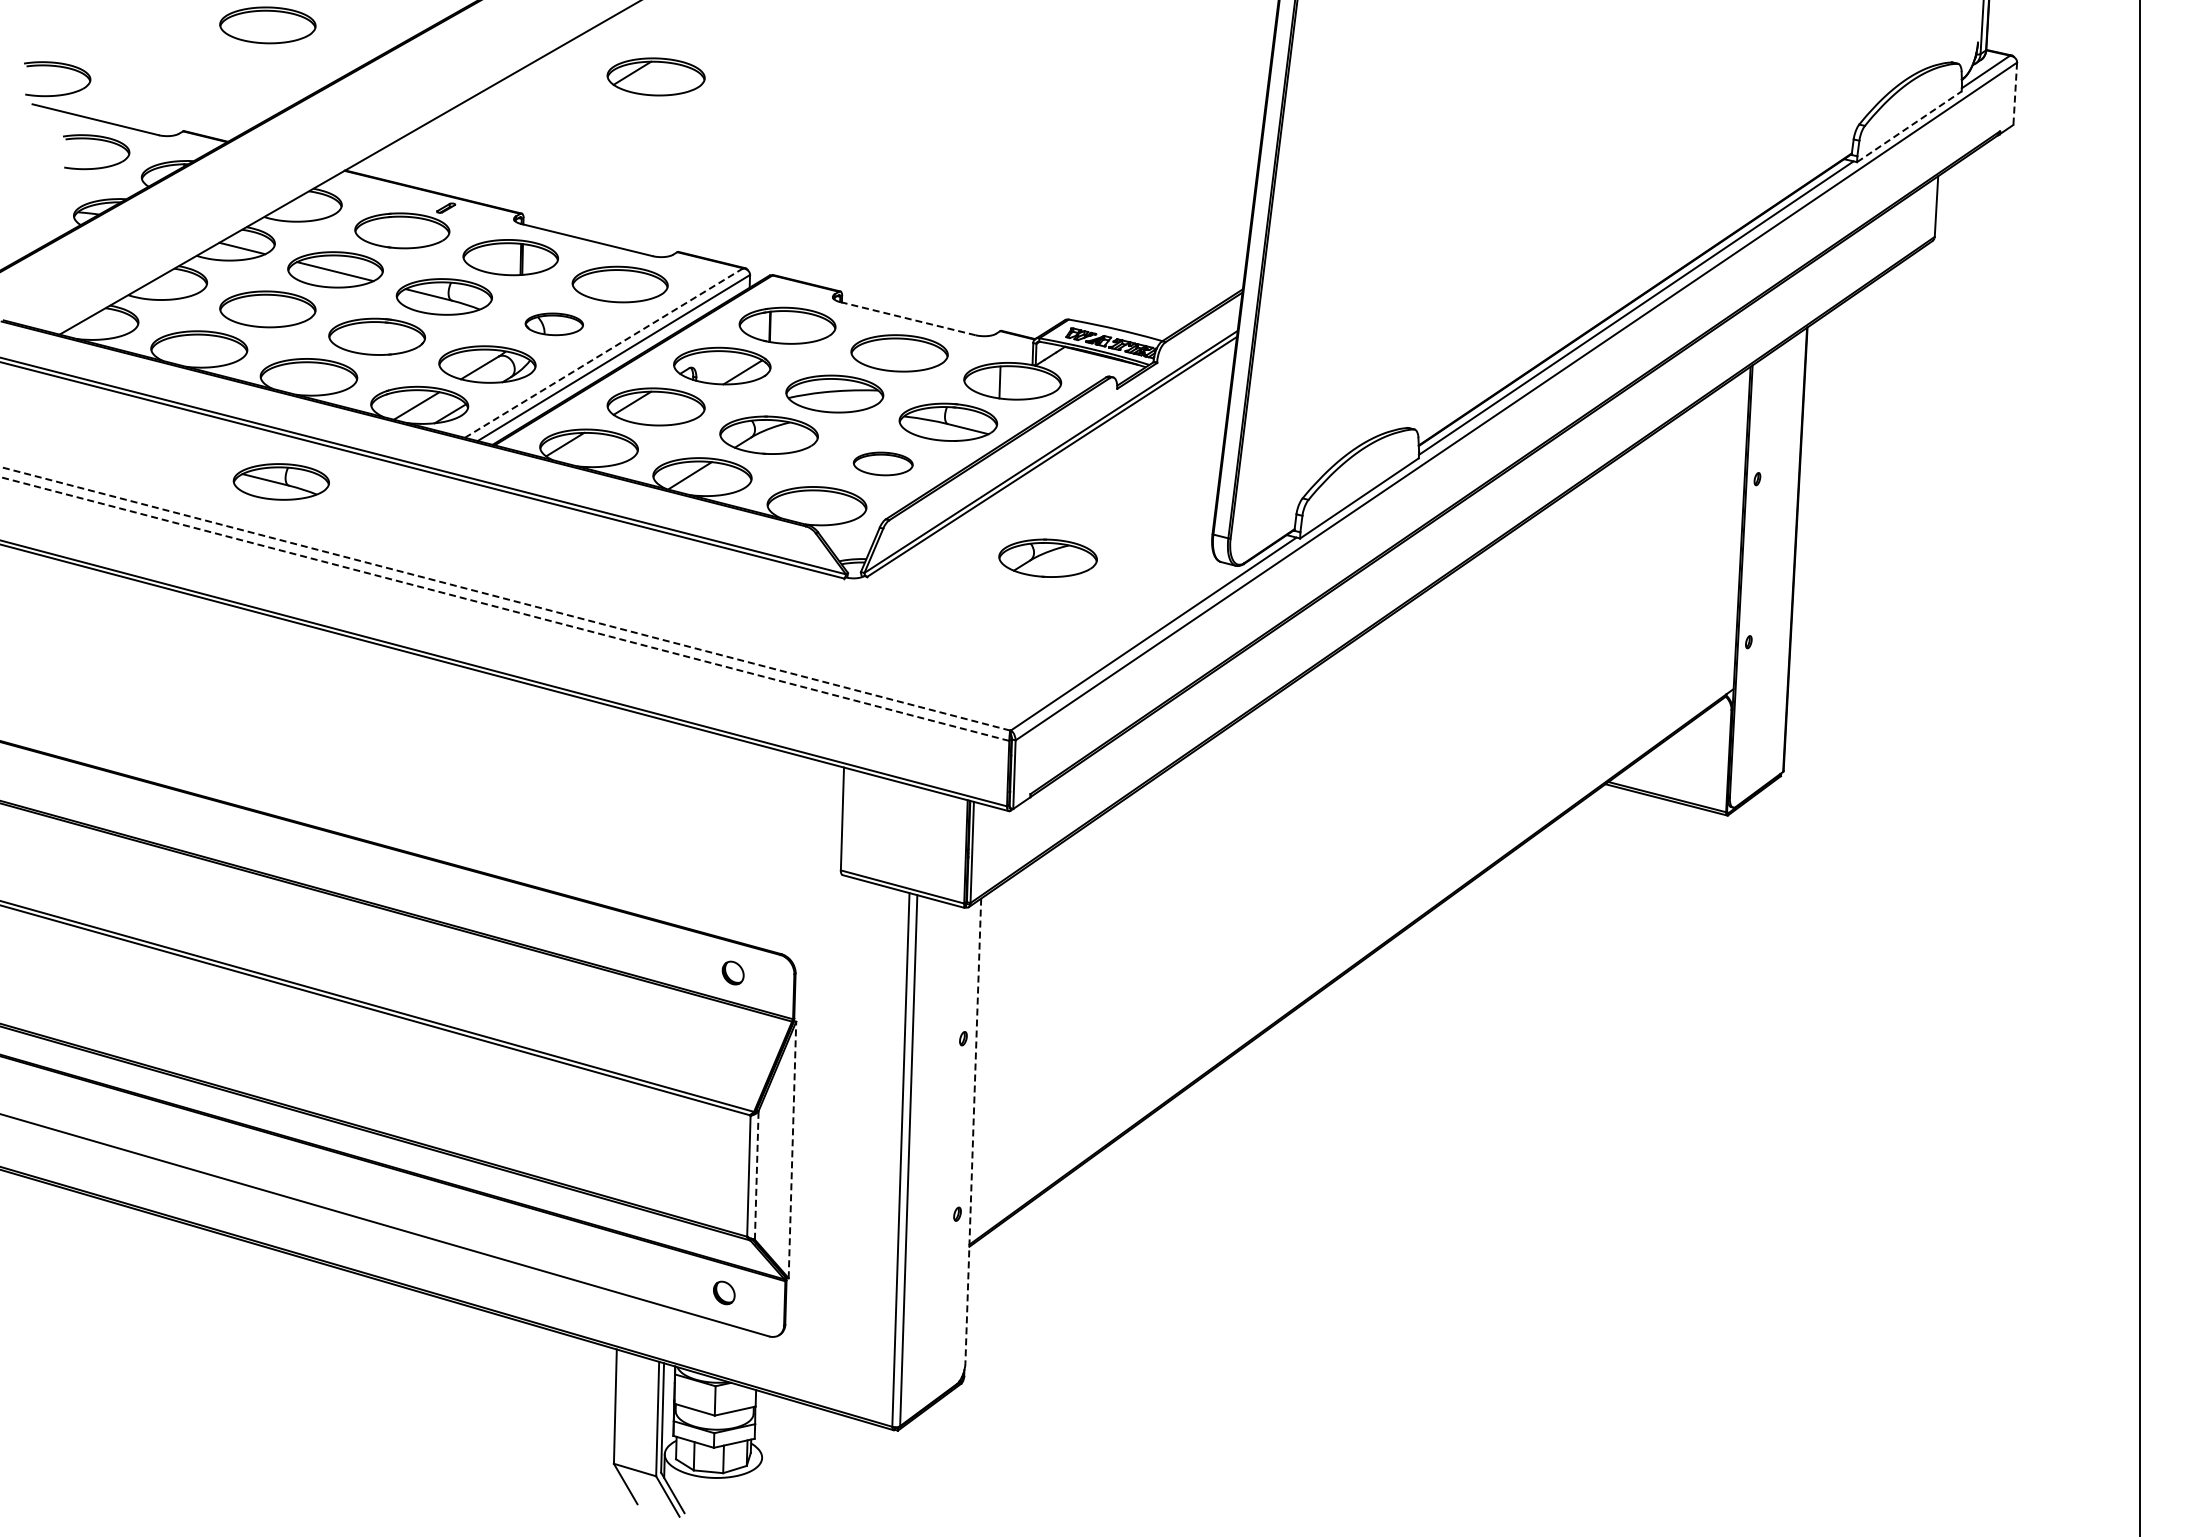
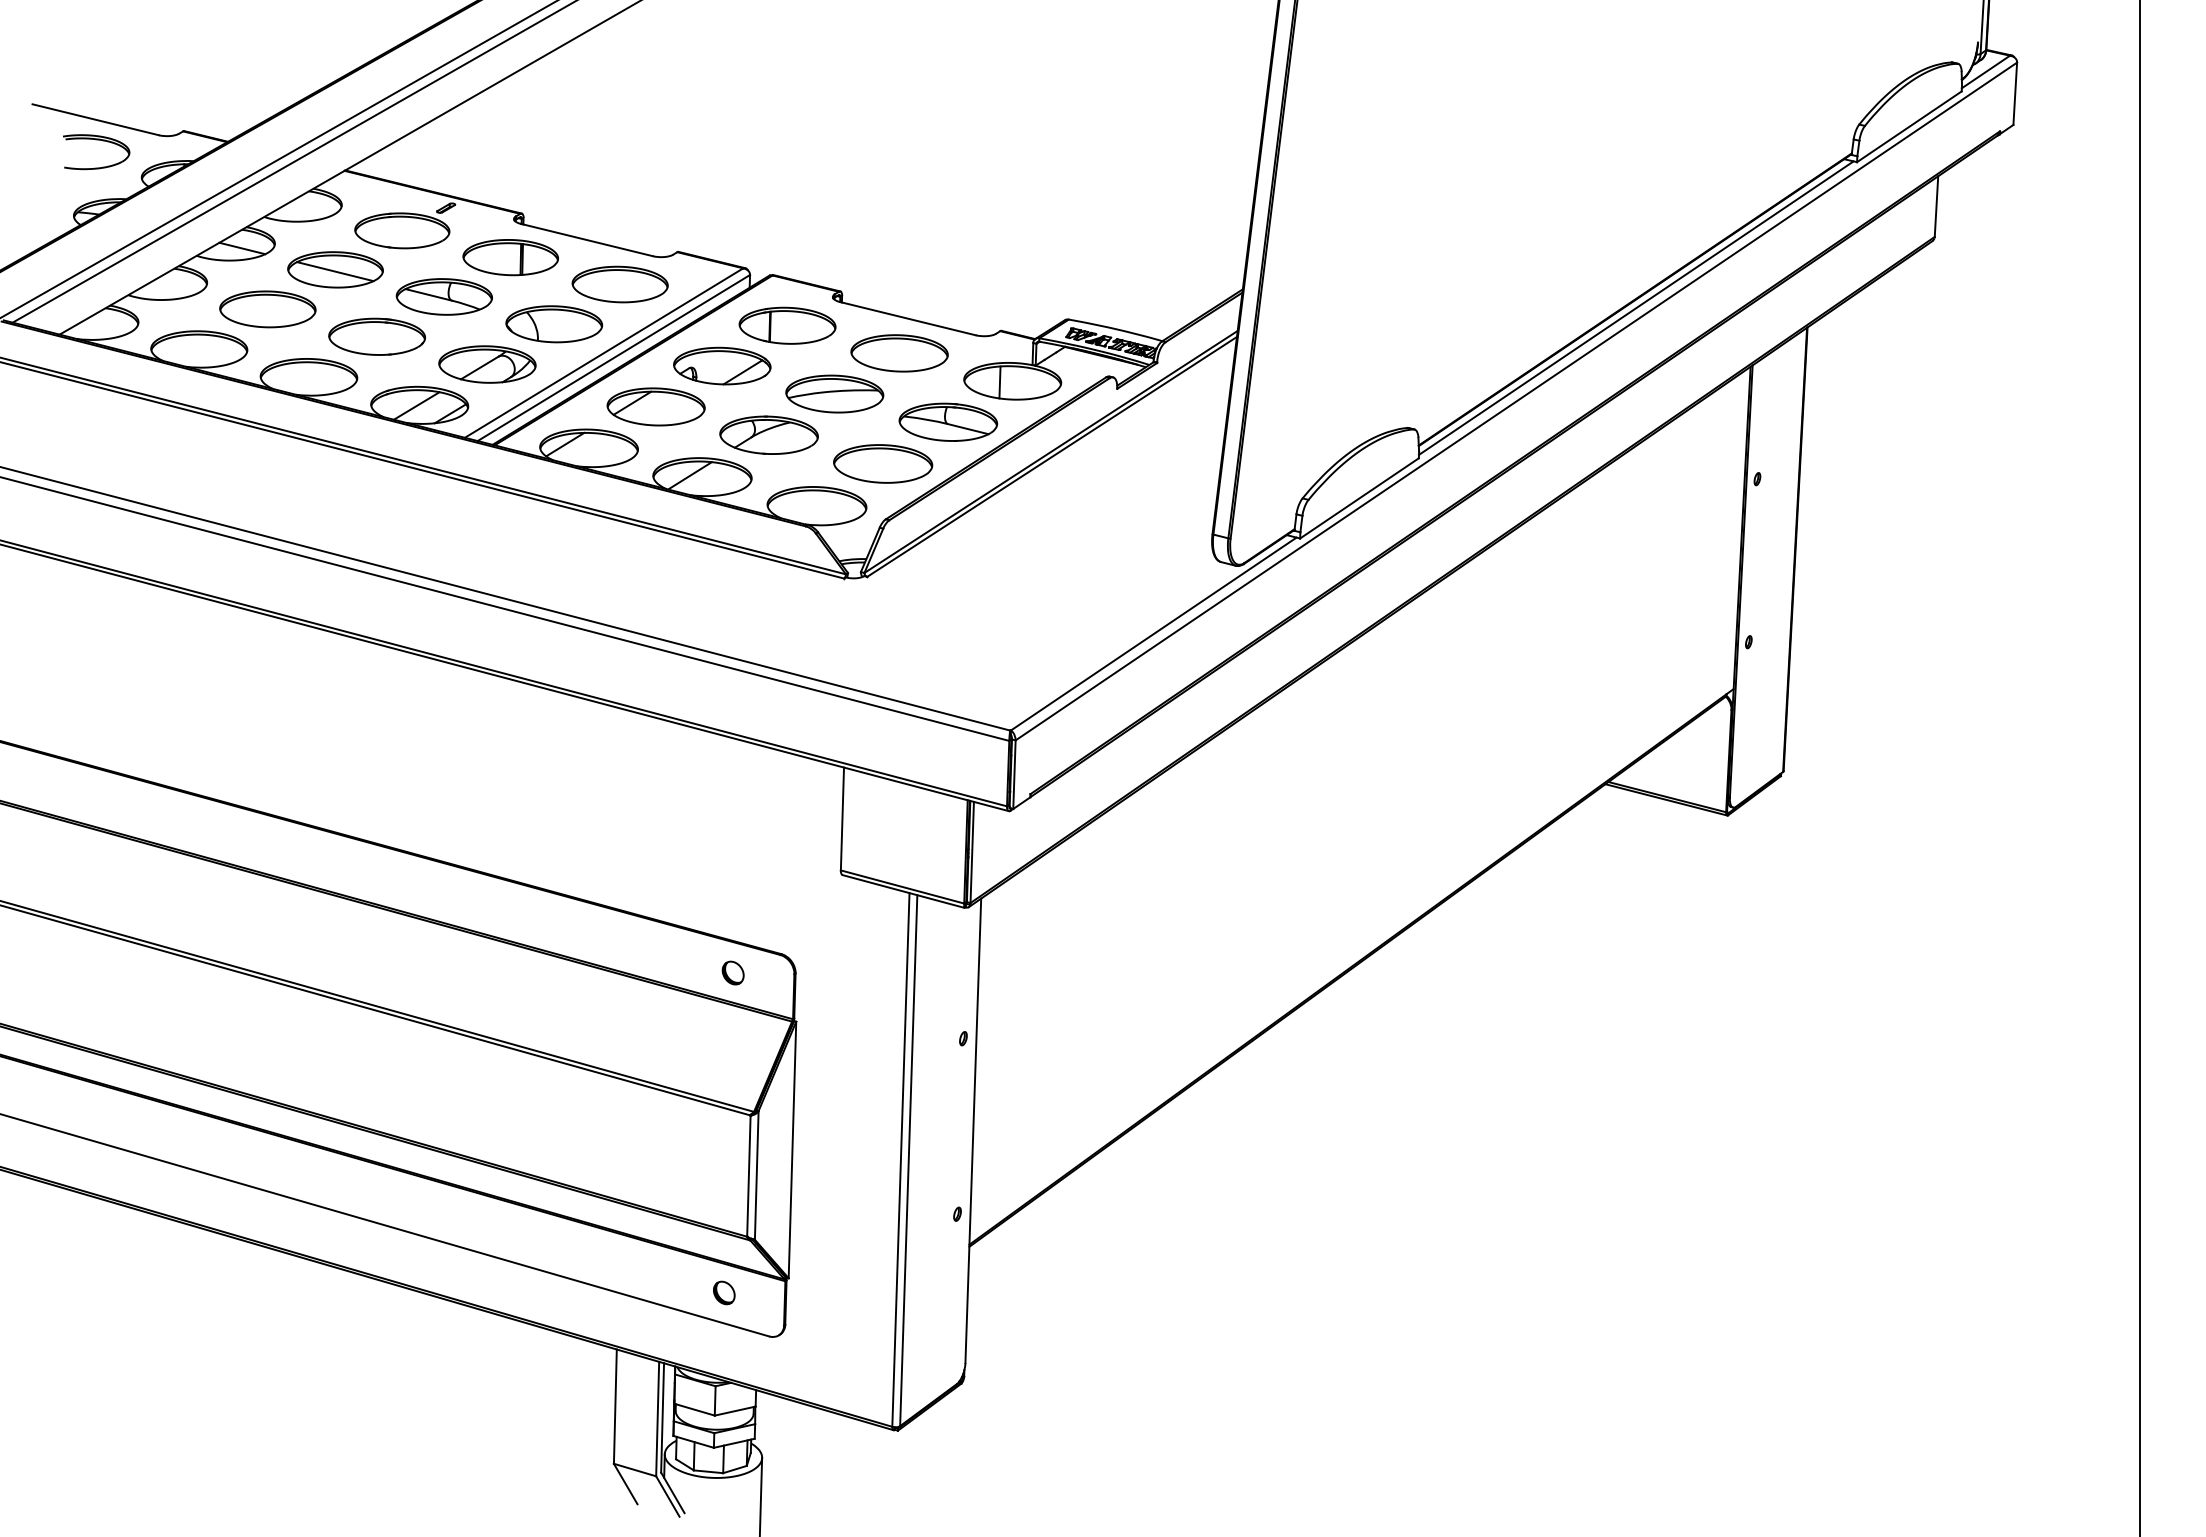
part: present -> none (267, 25)
part: present -> none (57, 67)
part: present -> none (655, 76)
line: dashed -> solid (2015, 94)
line: dashed -> solid (1909, 126)
line: none -> present (278, 159)
line: none -> present (292, 162)
line: dashed -> solid (907, 318)
part size: 60x25 px -> 99x39 px (554, 324)
line: dashed -> solid (603, 353)
part size: 62x26 px -> 101x40 px (883, 463)
part: present -> none (280, 481)
part: present -> none (1047, 557)
line: dashed -> solid (505, 598)
line: dashed -> solid (504, 608)
line: dashed -> solid (973, 1131)
line: dashed -> solid (792, 1149)
line: dashed -> solid (756, 1174)
line: none -> present (760, 1495)
